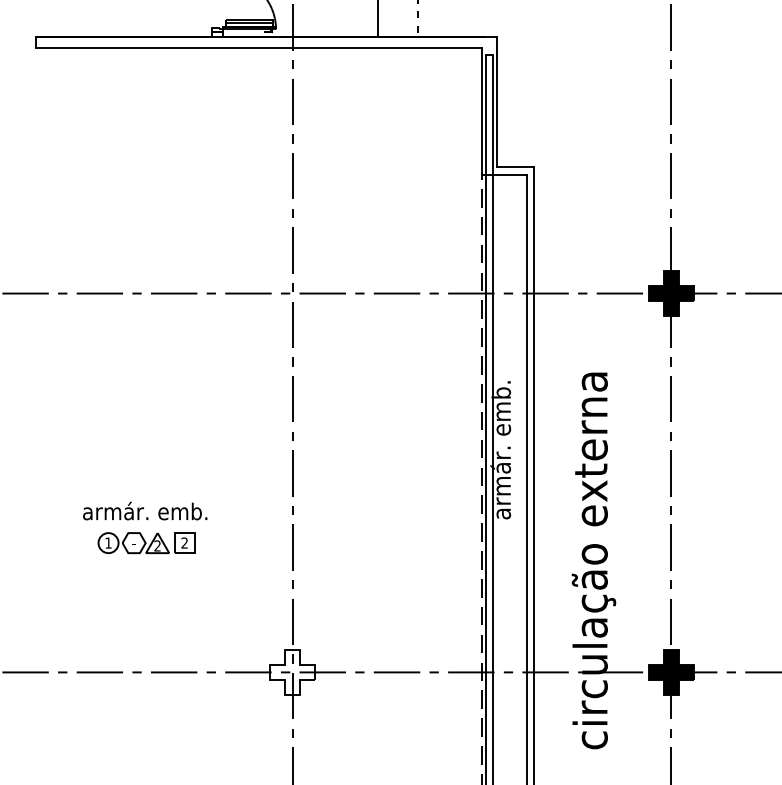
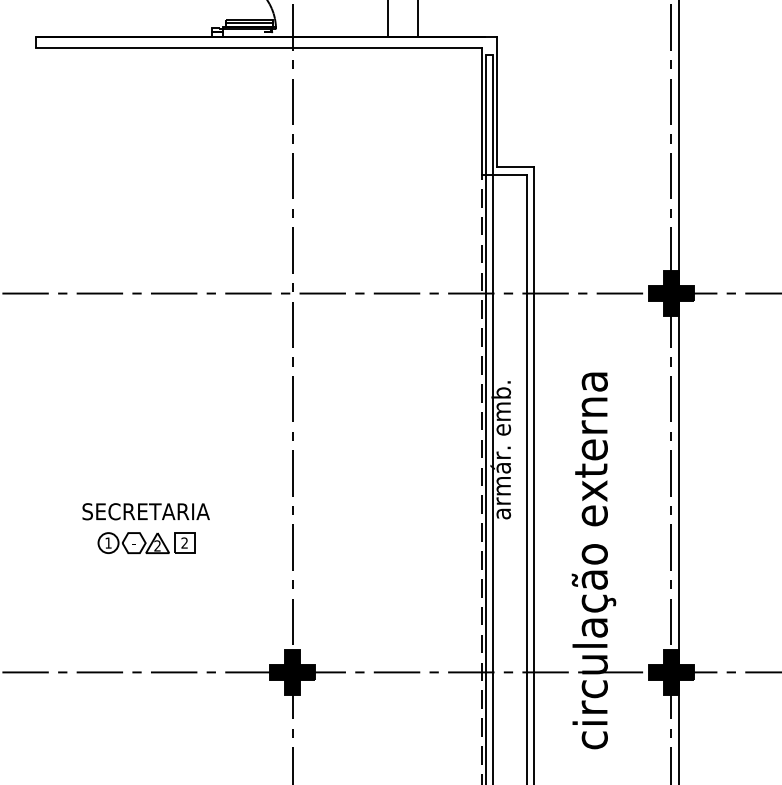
line position: (378, 19) -> (388, 19) (388, 19)
line: dashed -> solid (418, 19)
line: none -> present (678, 391)
text: armár. emb. -> SECRETARIA (145, 510)
fill: none -> present (292, 672)
